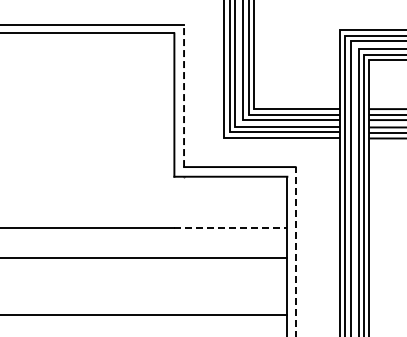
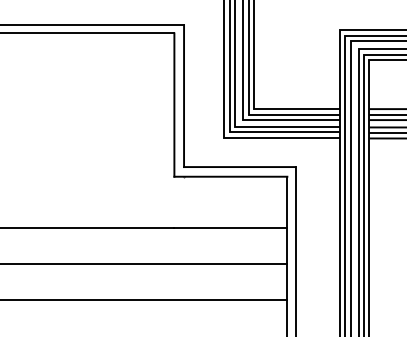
line: dashed -> solid (184, 96)
line: dashed -> solid (231, 227)
line: dashed -> solid (295, 251)
line position: (144, 258) -> (144, 264) (144, 264)
line position: (144, 315) -> (144, 300) (144, 300)
